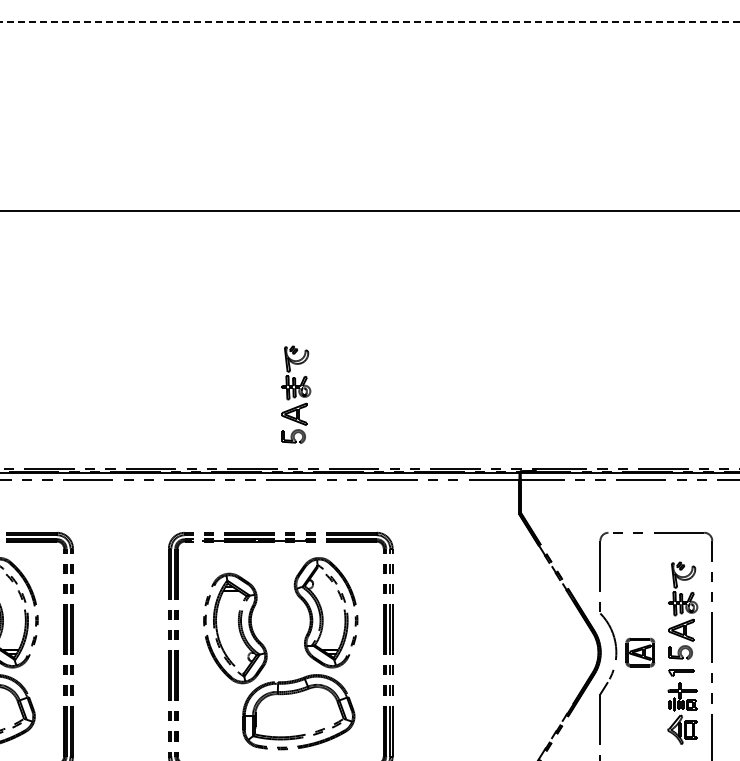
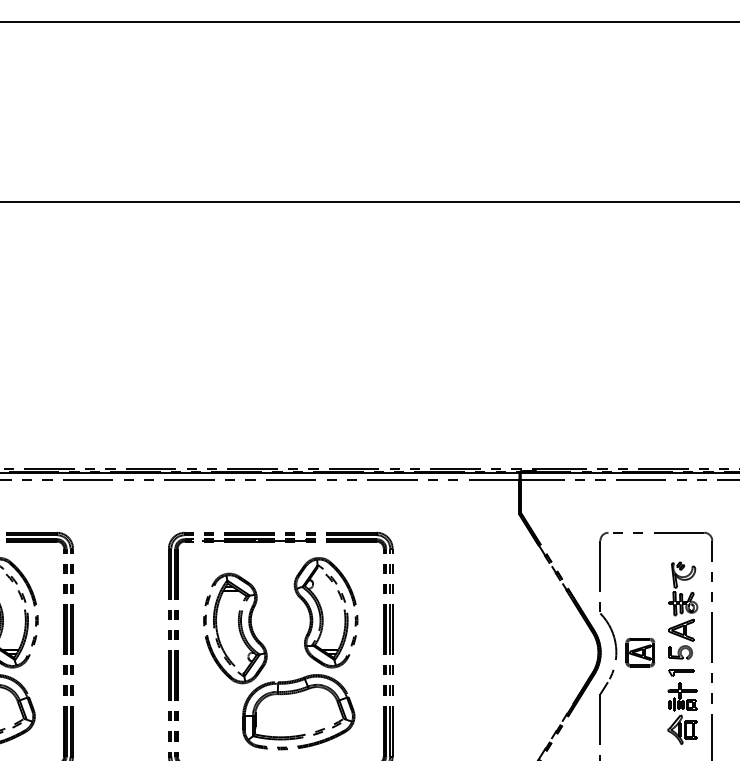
line: dashed -> solid (370, 22)
line position: (369, 211) -> (369, 202) (369, 202)
part: present -> none (296, 394)
